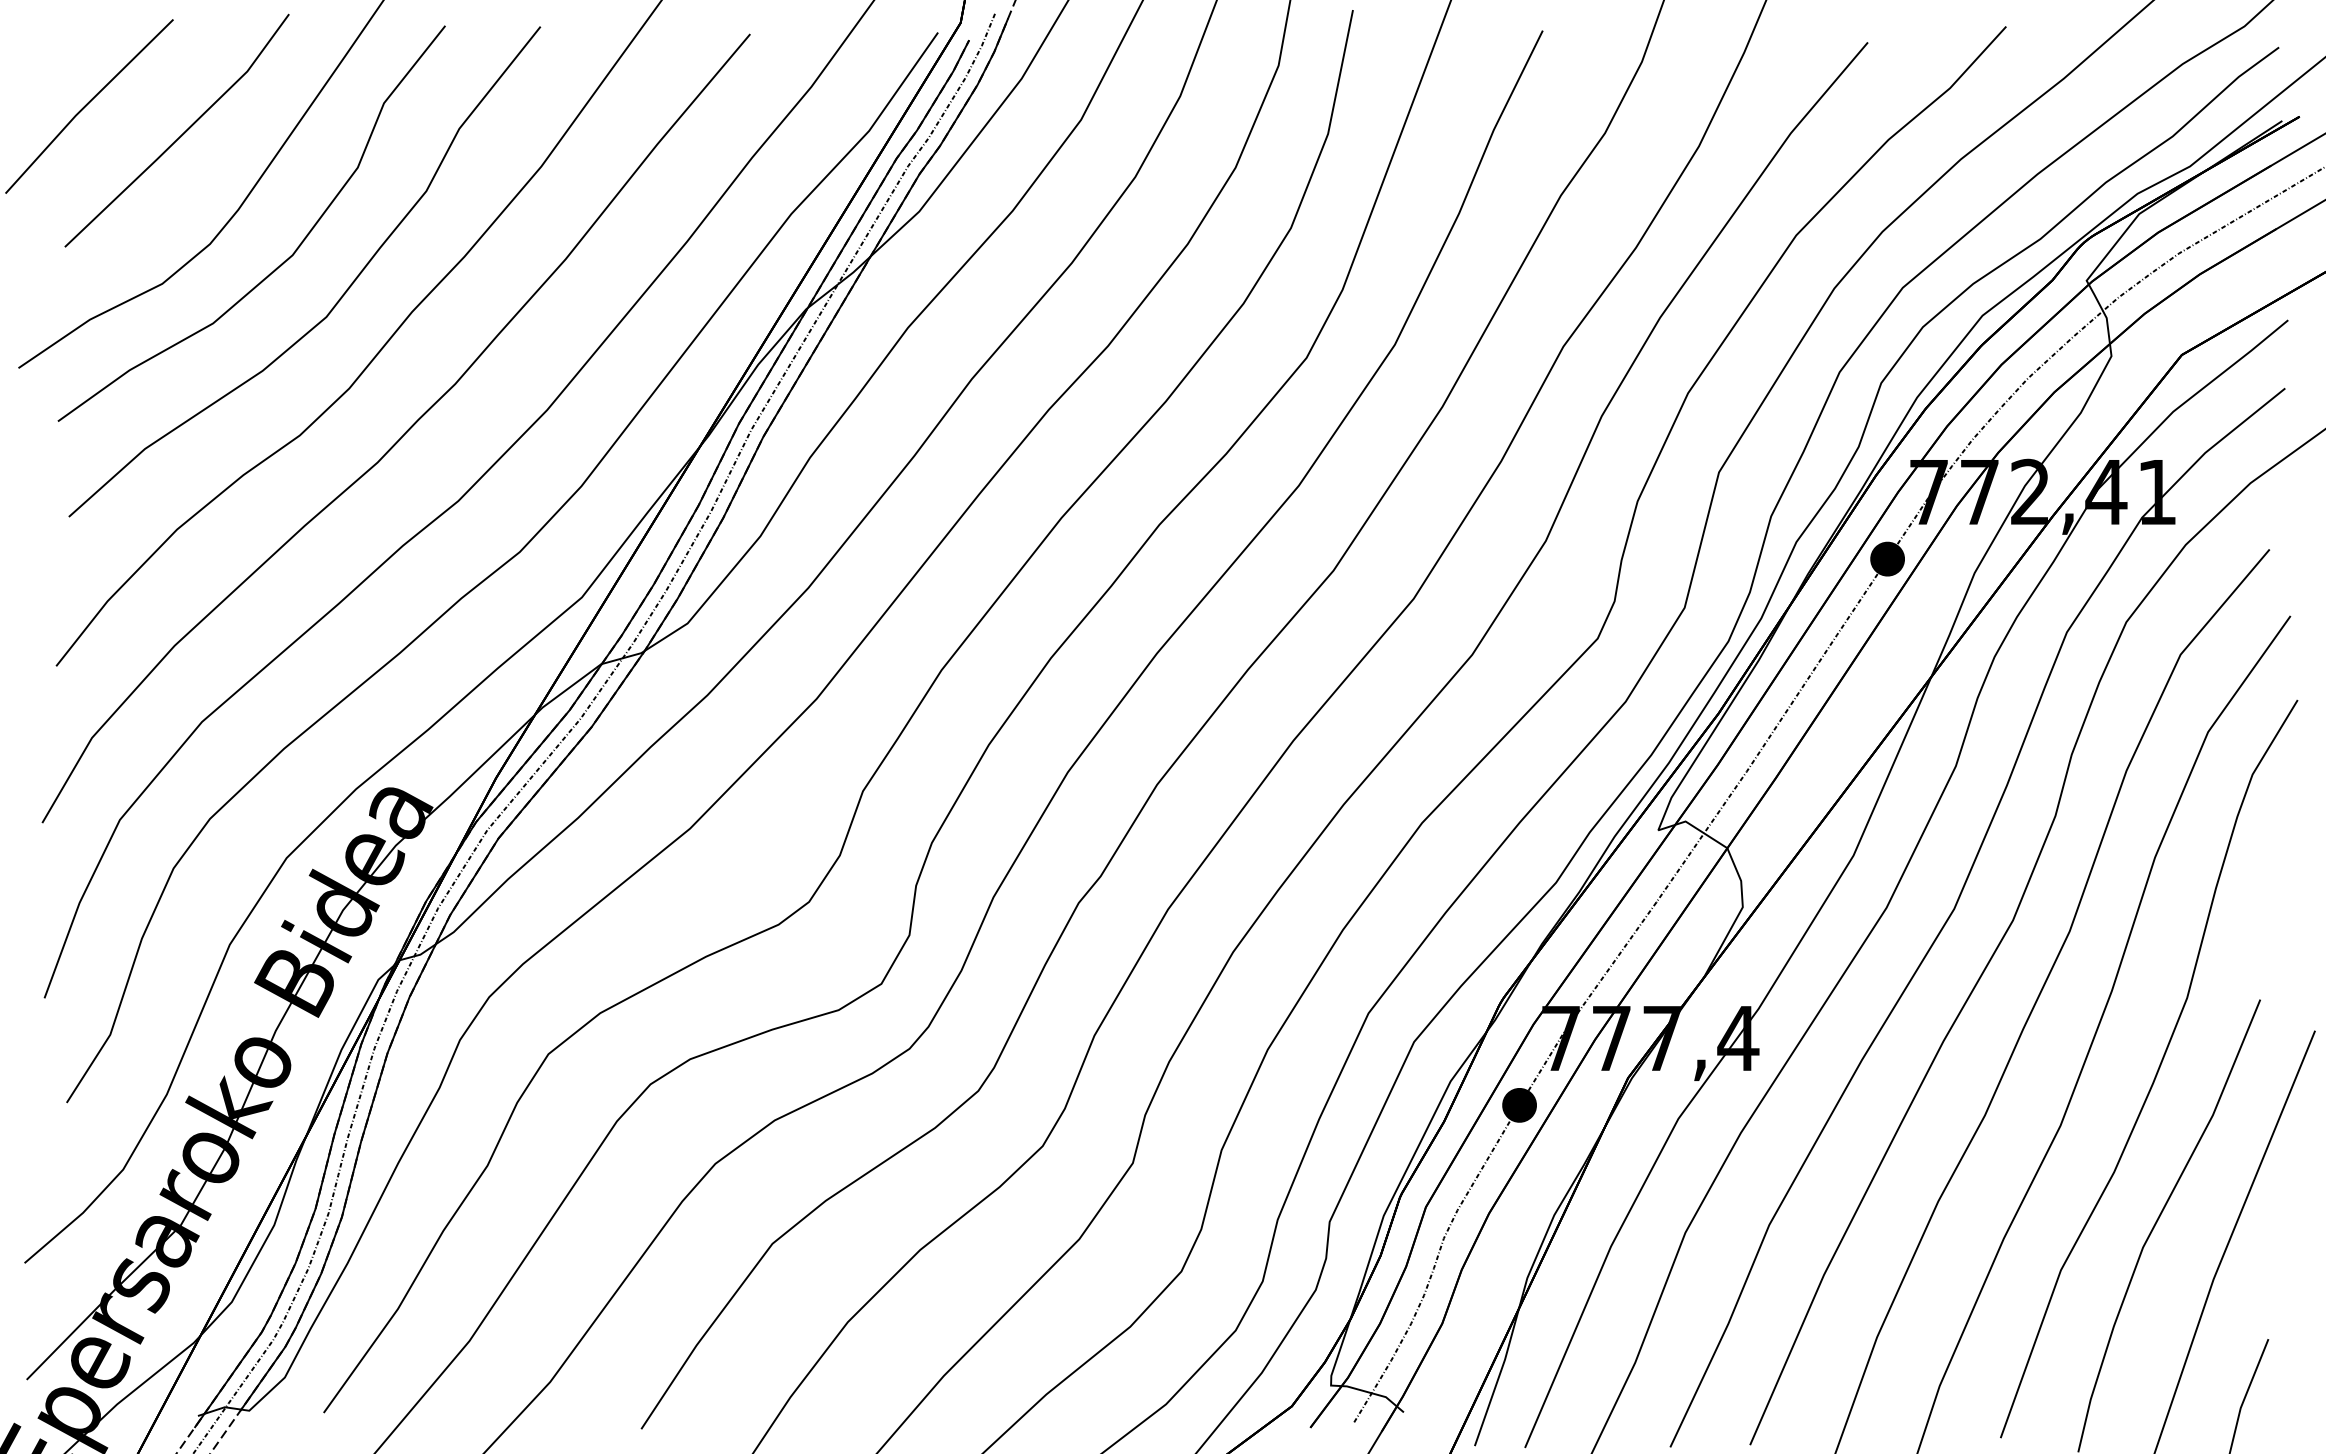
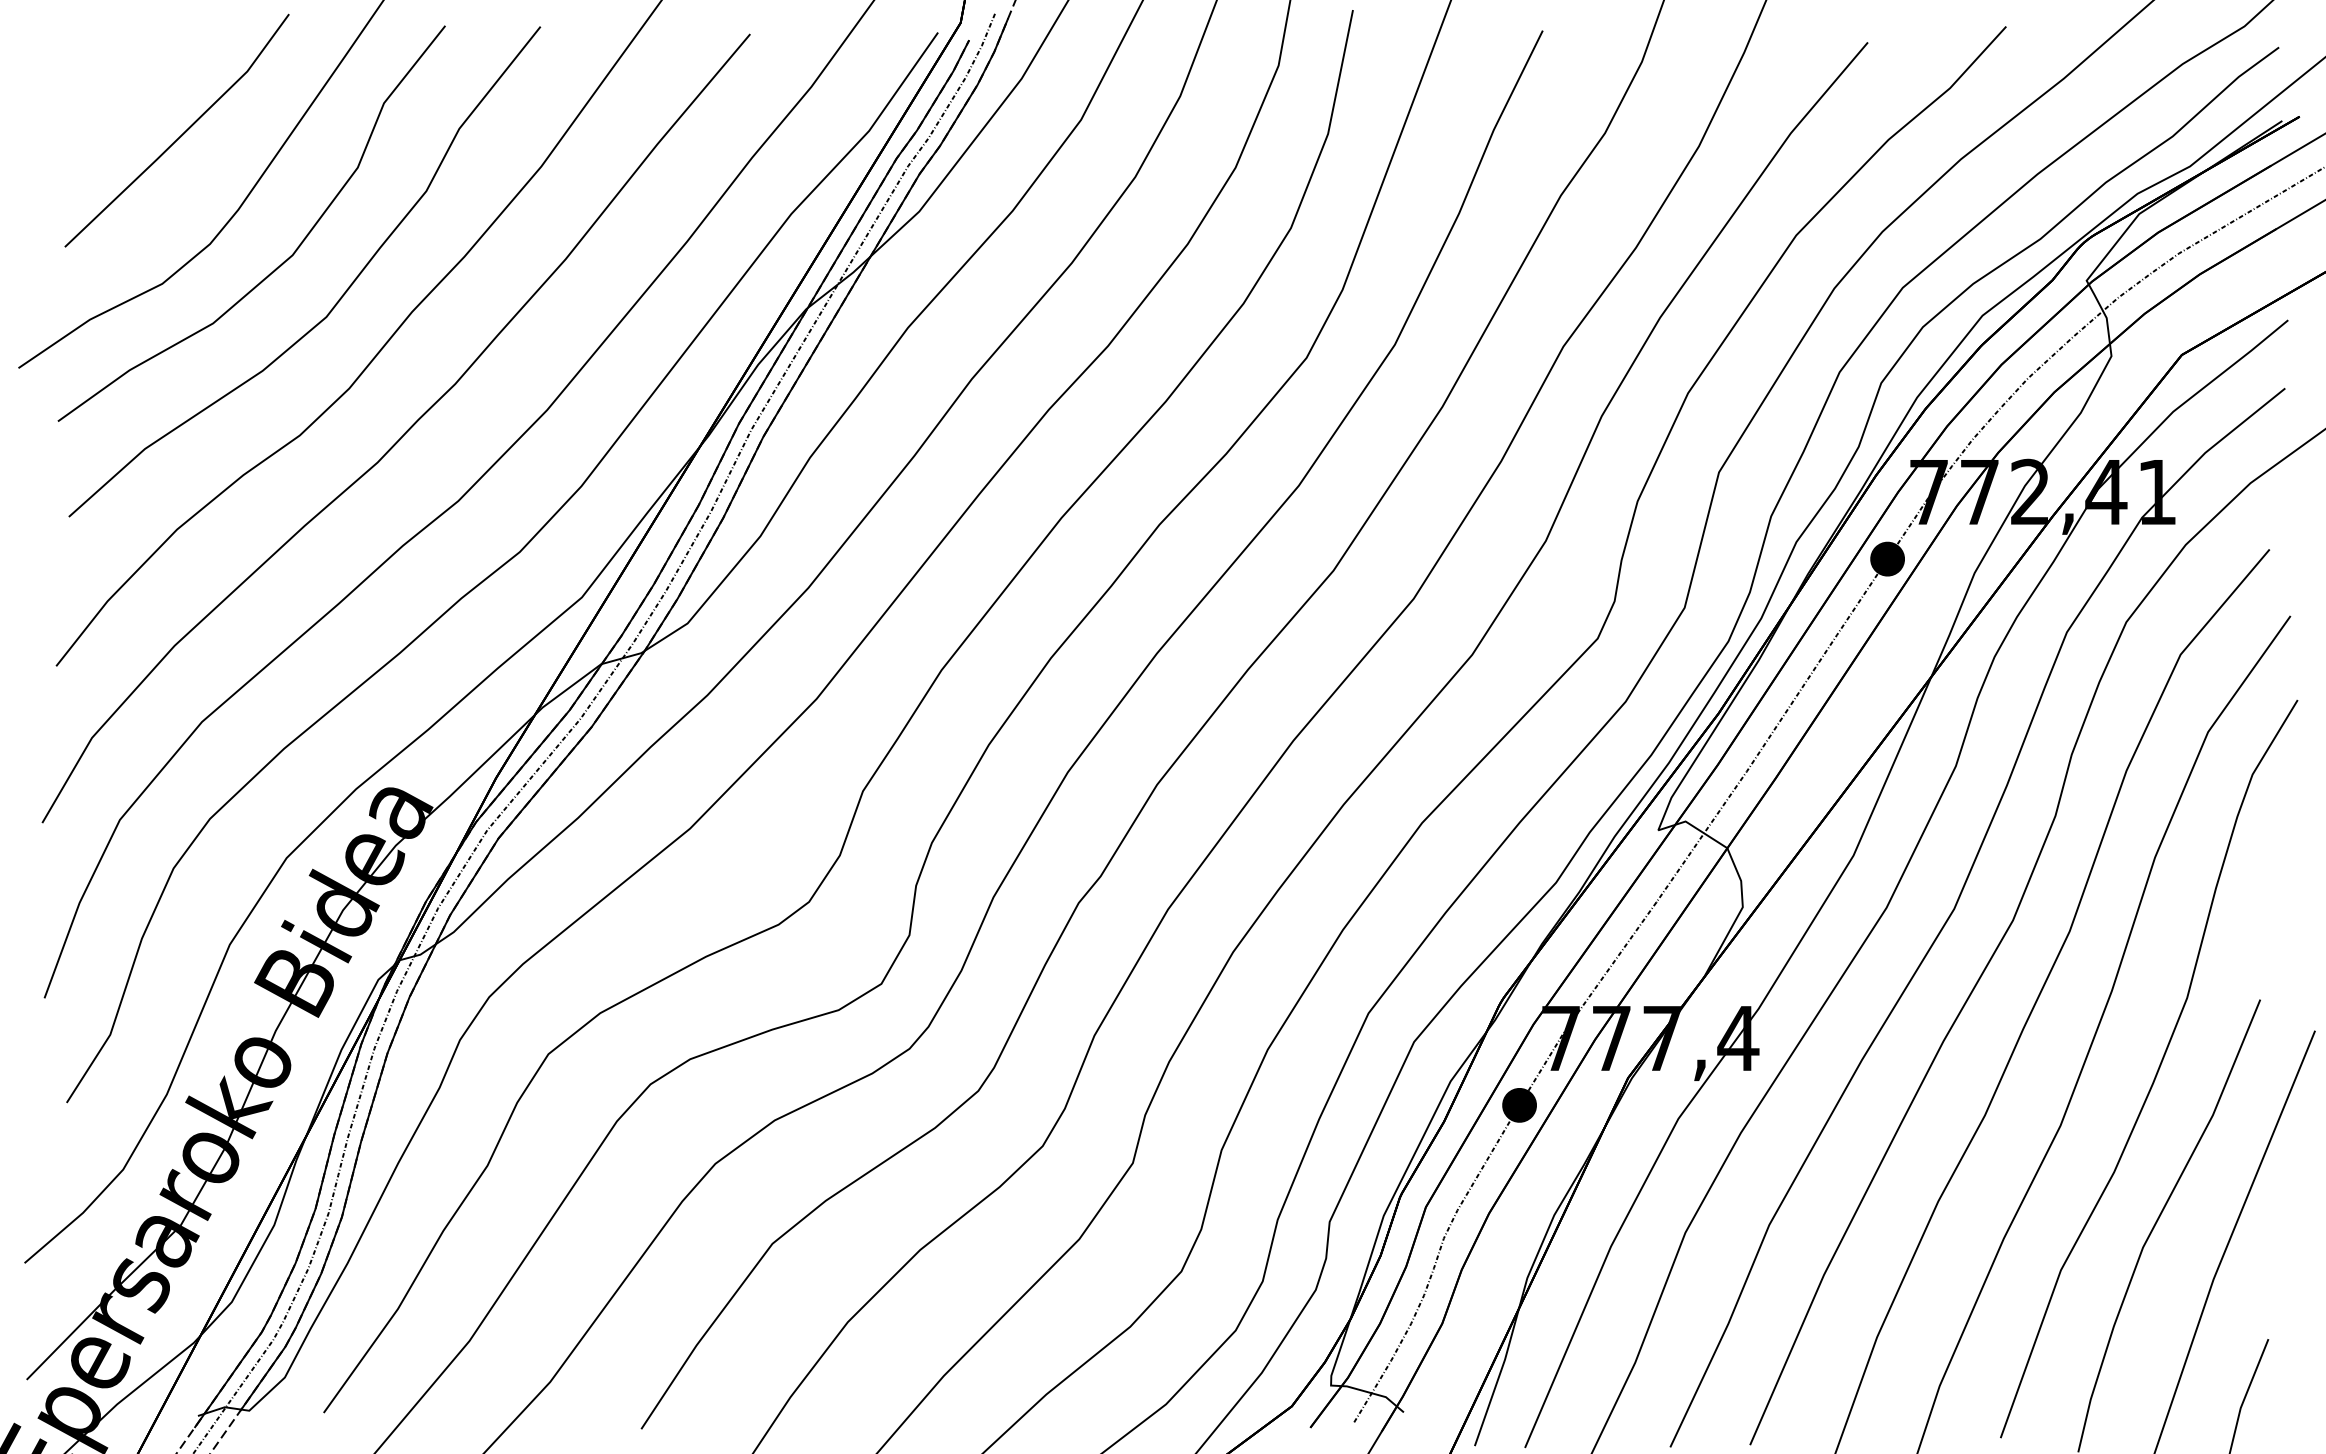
part: present -> none (89, 106)
